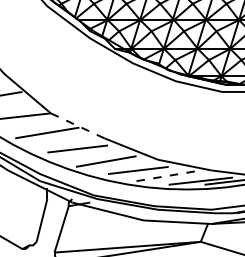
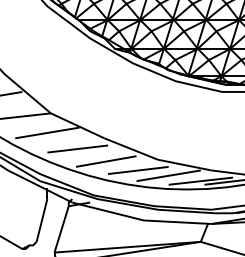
line: dashed -> solid (77, 125)
line: dashed -> solid (168, 175)
